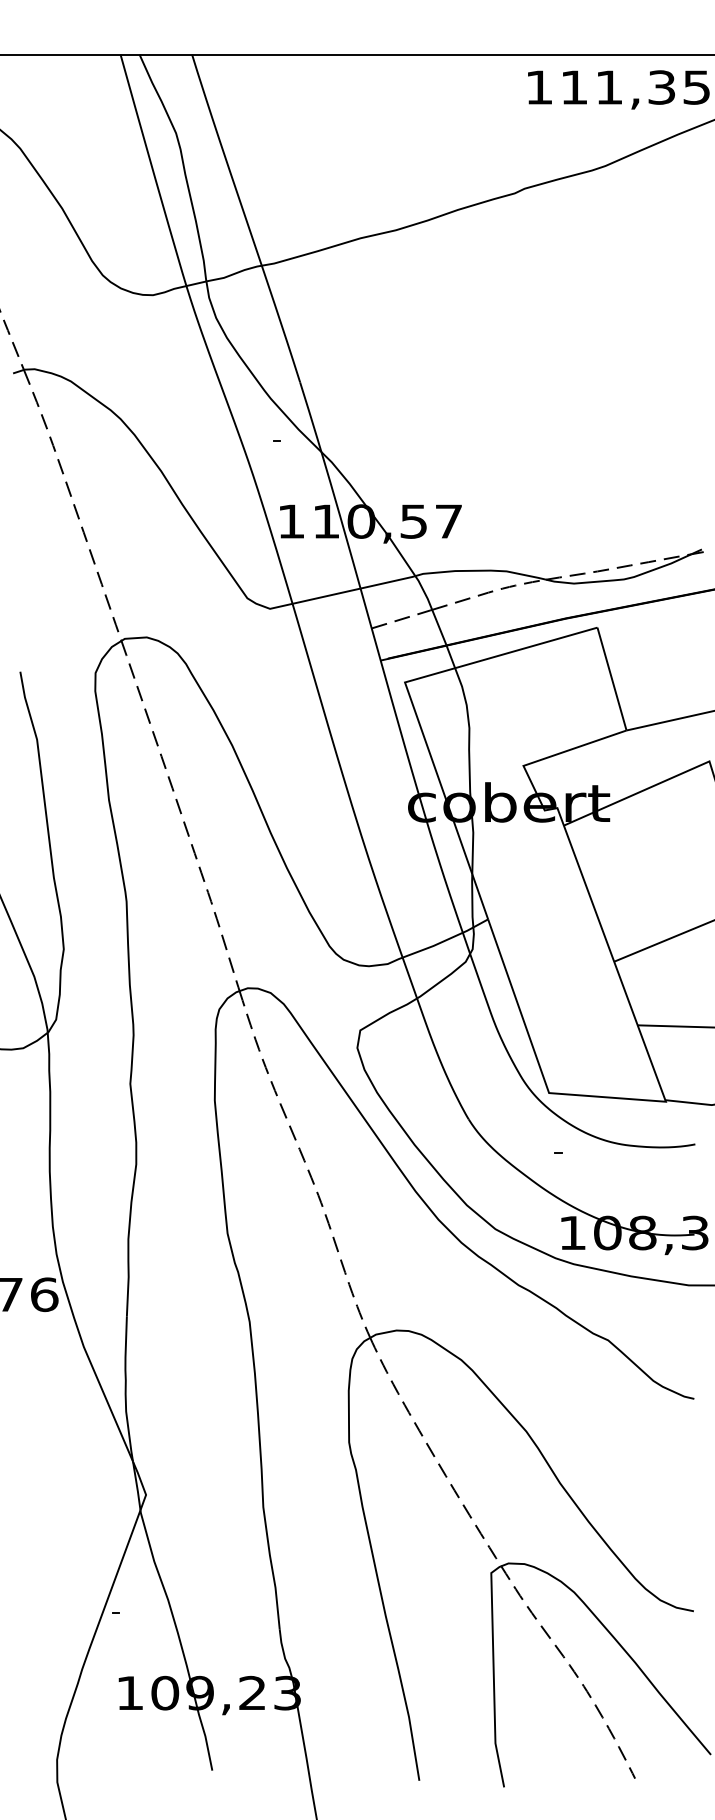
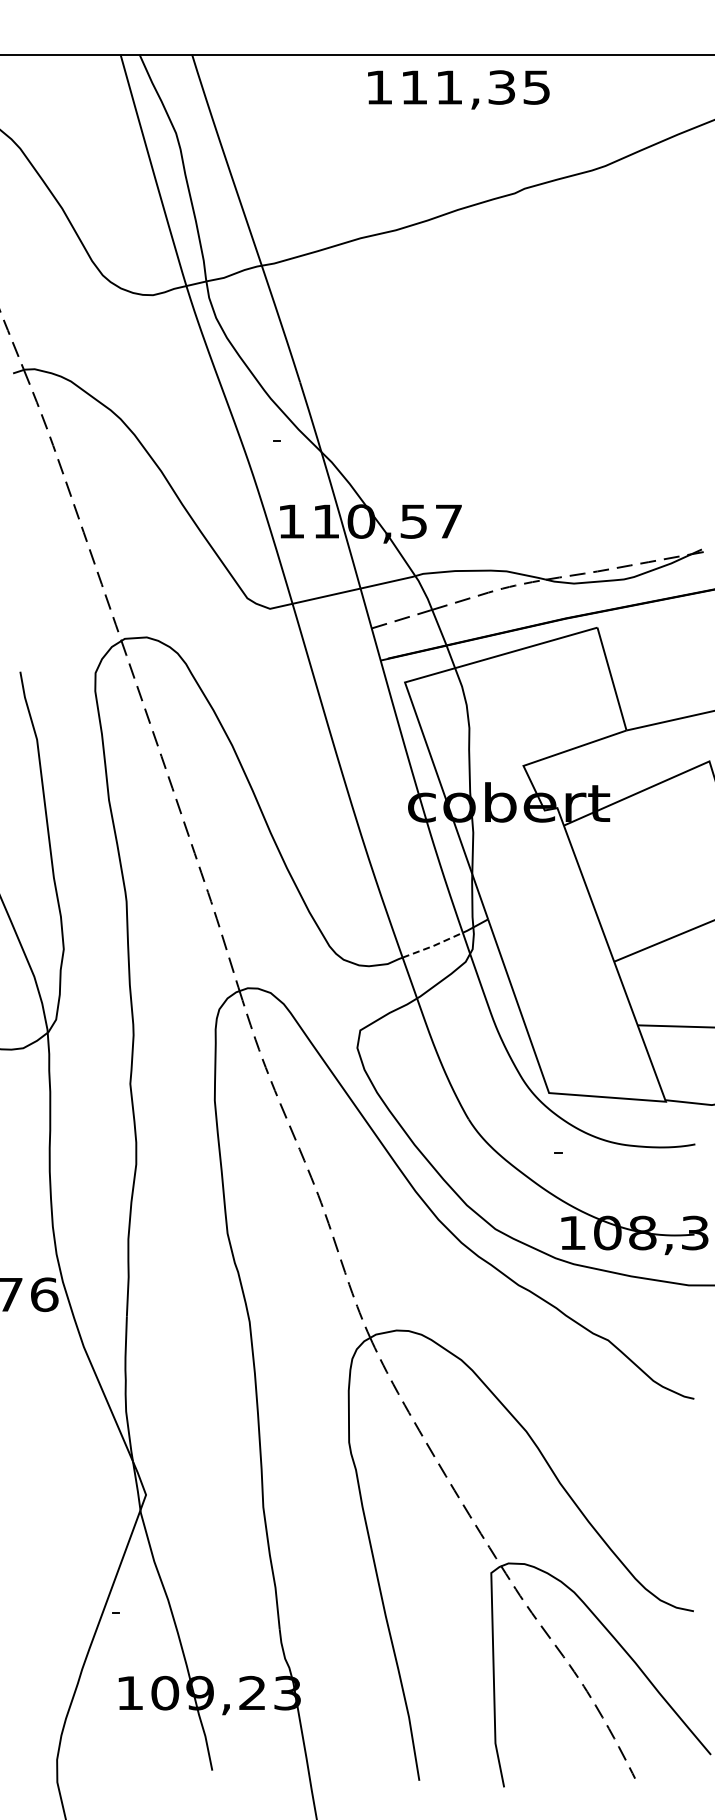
text position: (618, 89) -> (458, 89) (458, 89)
line: solid -> dashed (433, 945)
